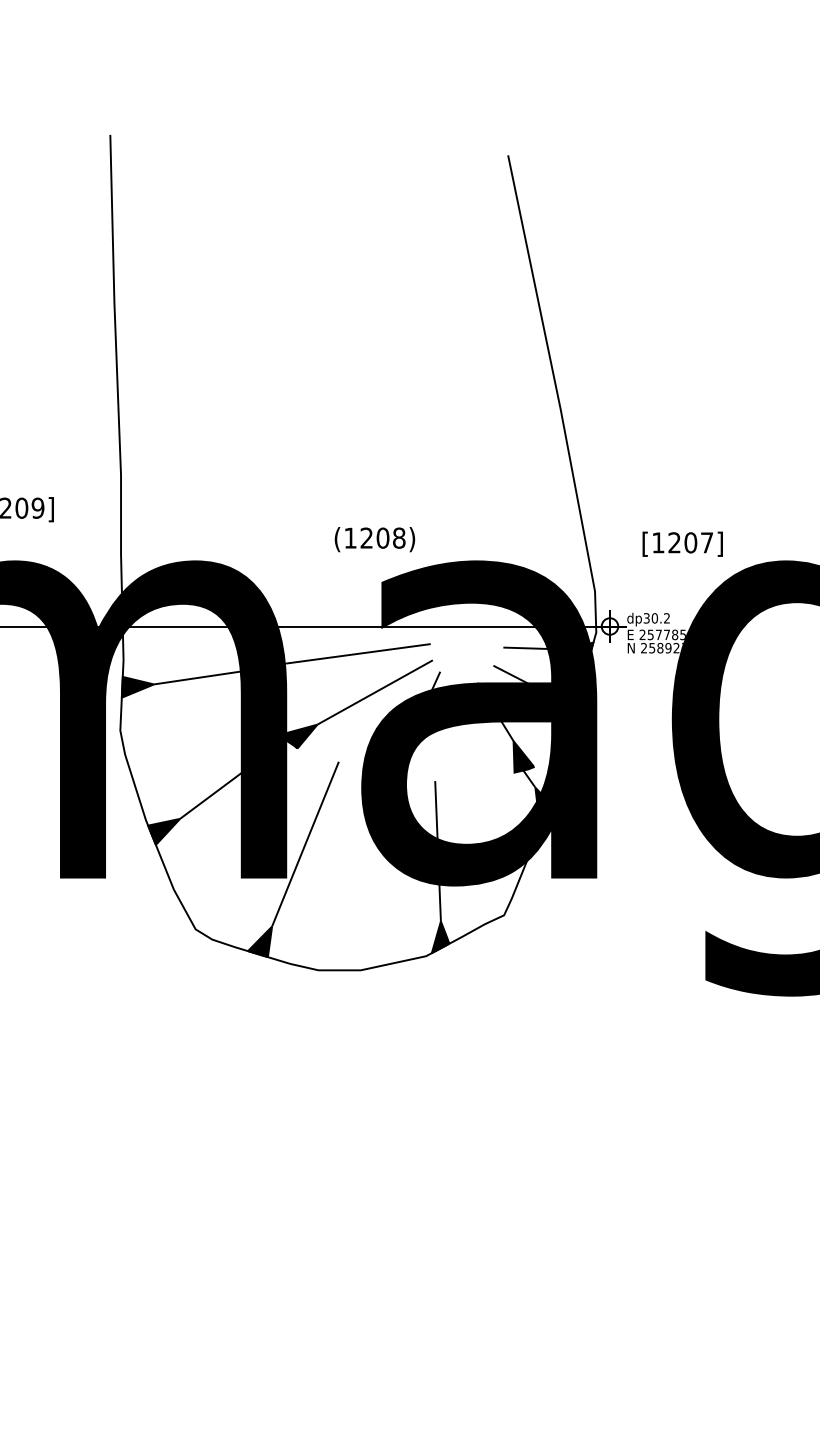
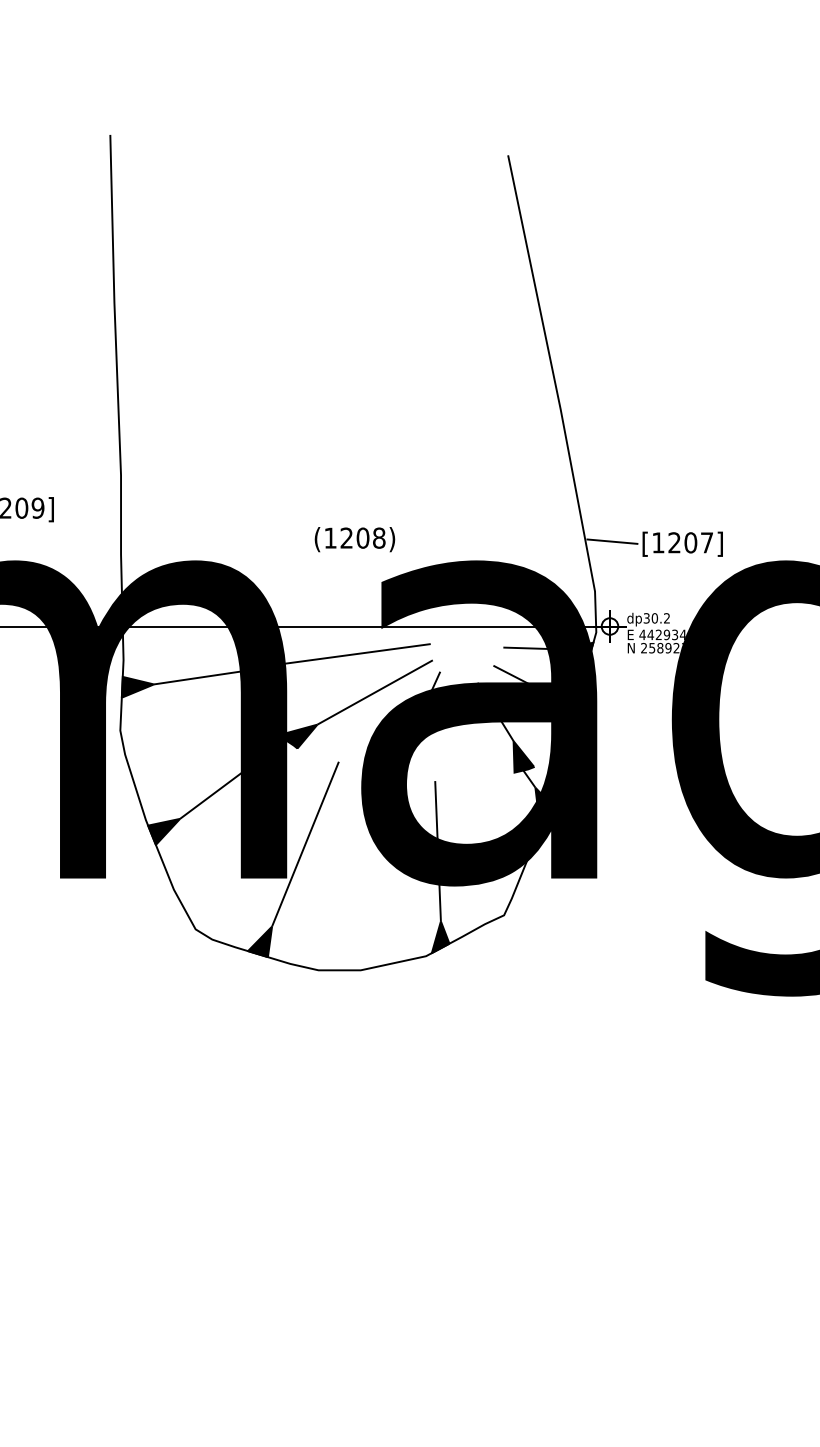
text position: (374, 539) -> (354, 539) (354, 539)
line: none -> present (612, 541)
text: 257785.82 -> 442934.17 (662, 634)
